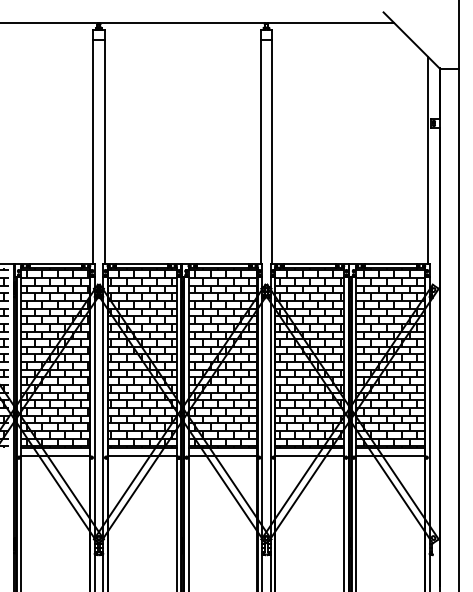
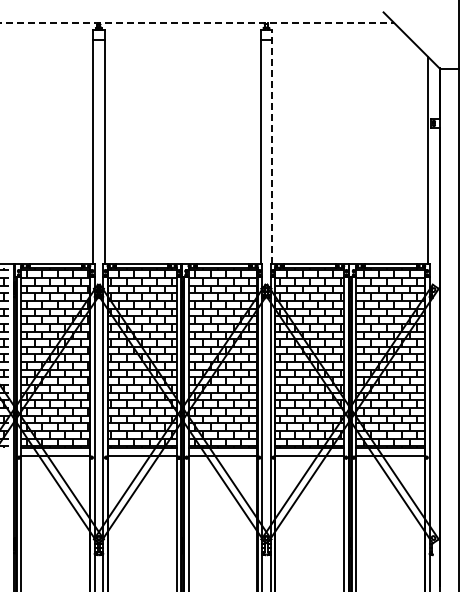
line: solid -> dashed (197, 23)
line: solid -> dashed (272, 147)
